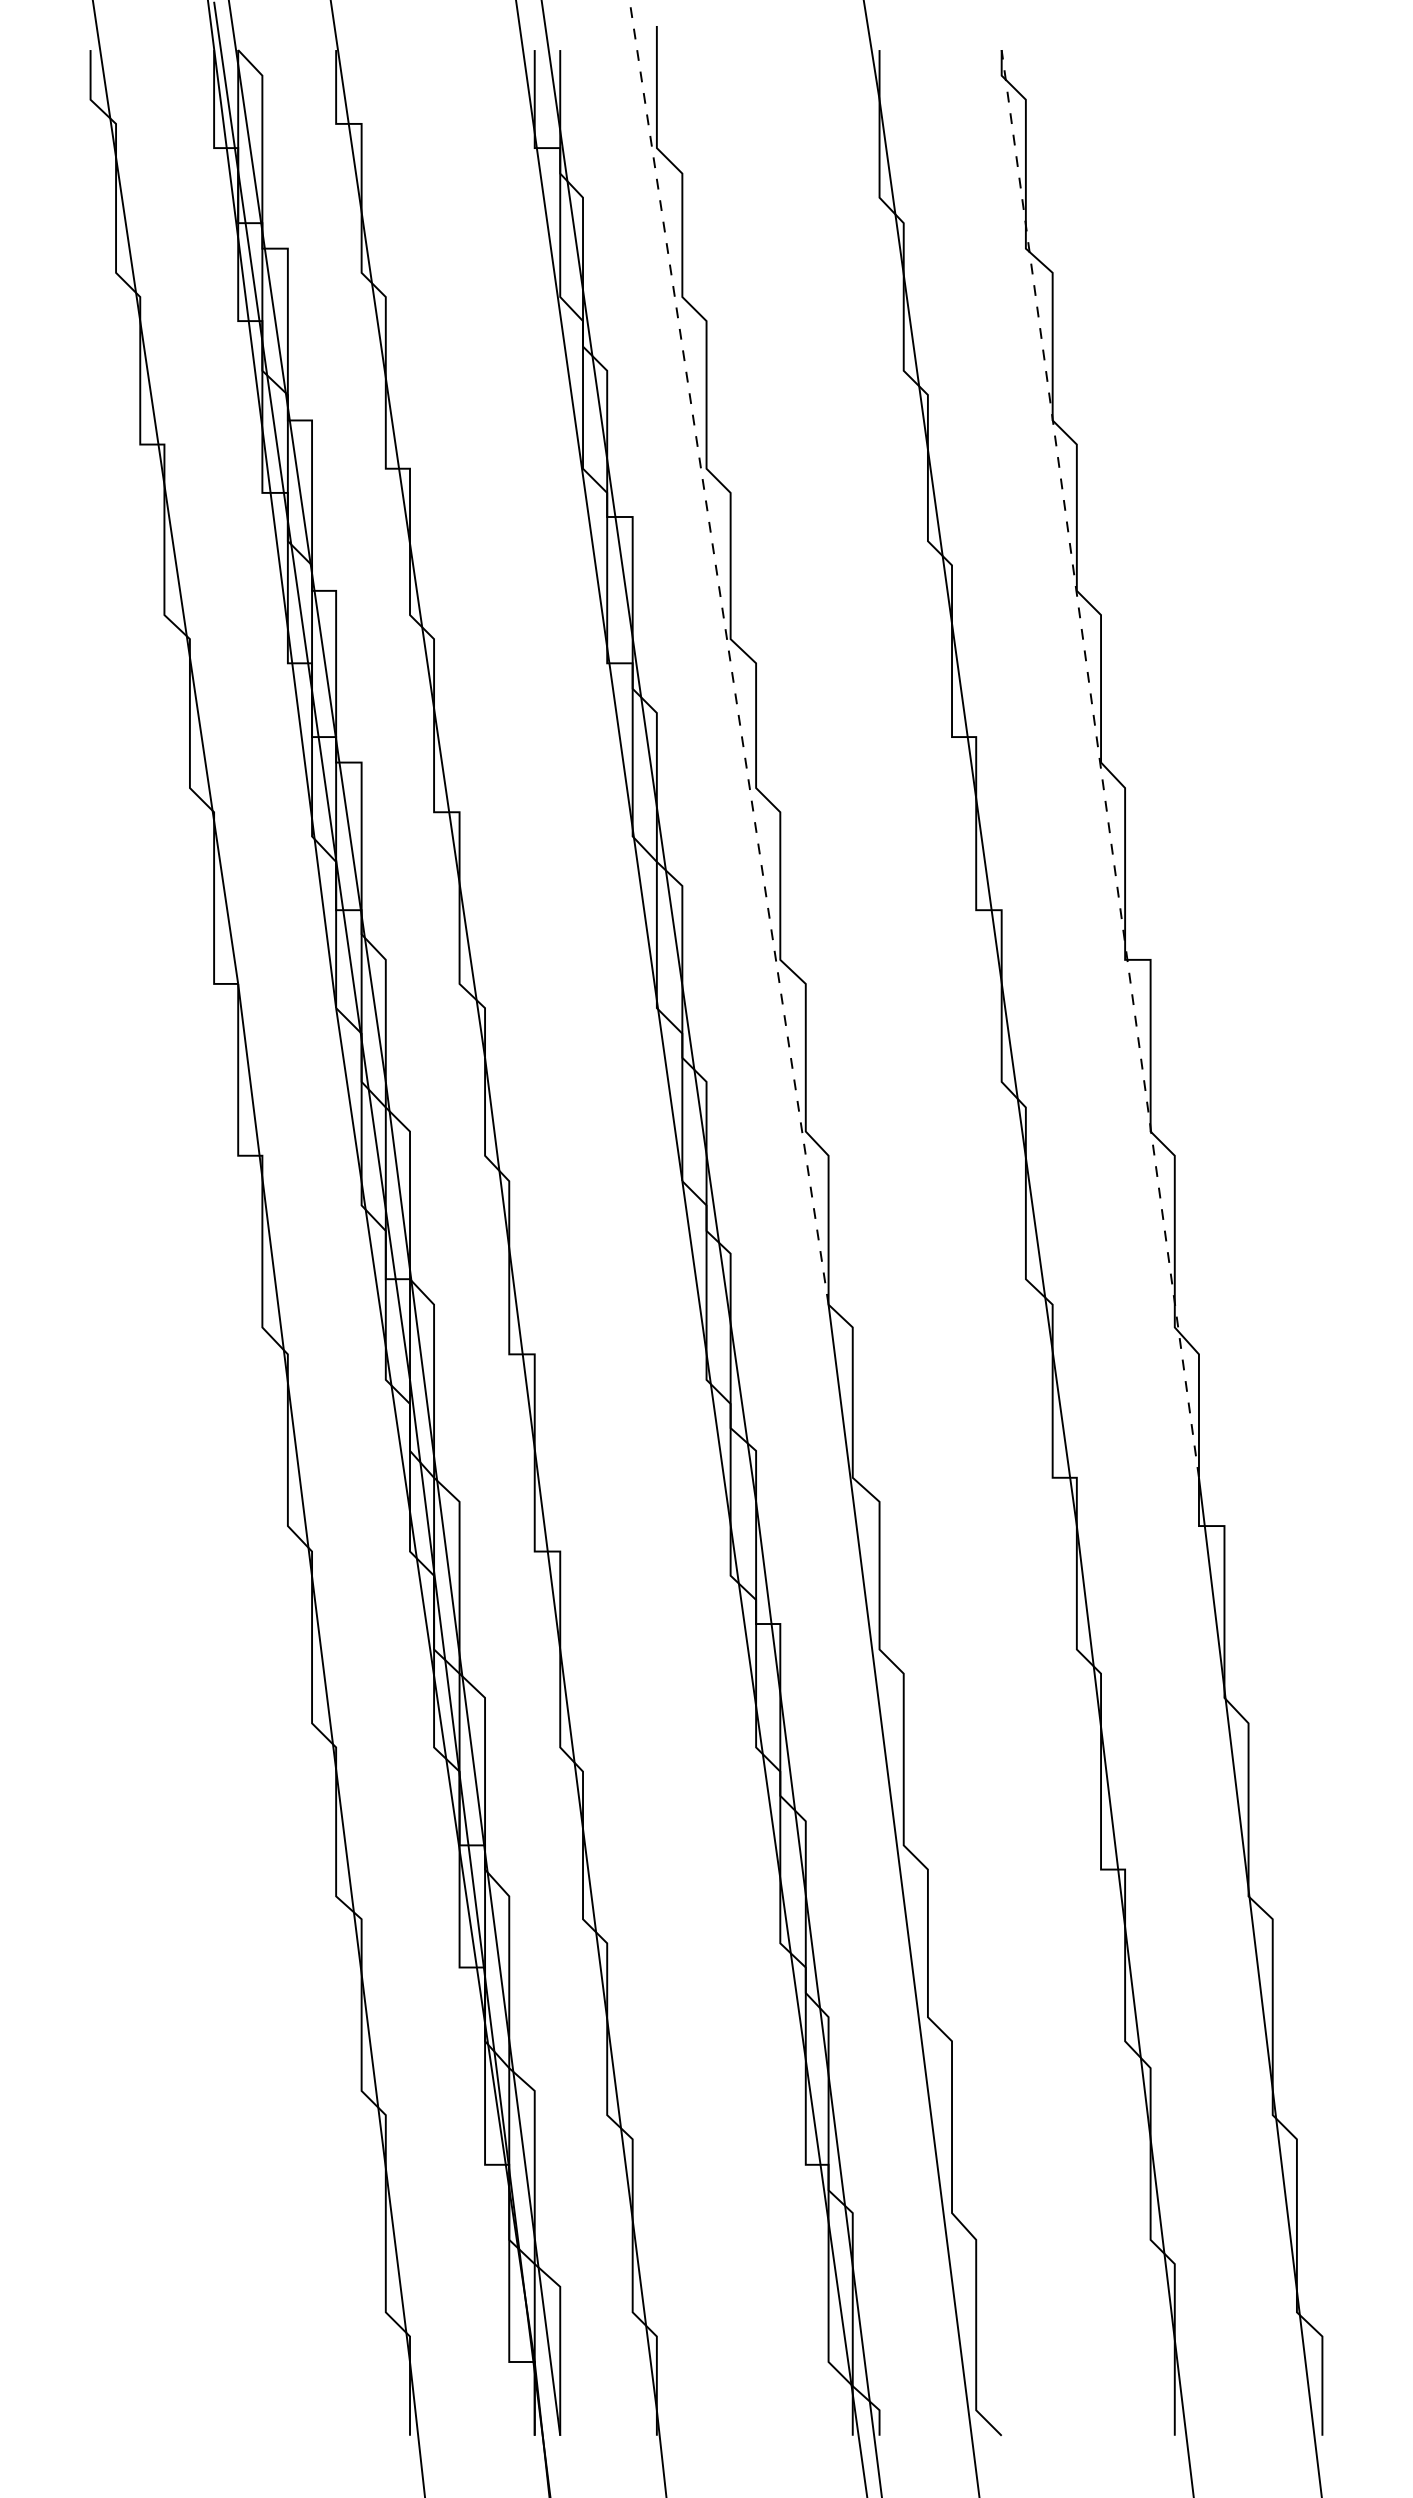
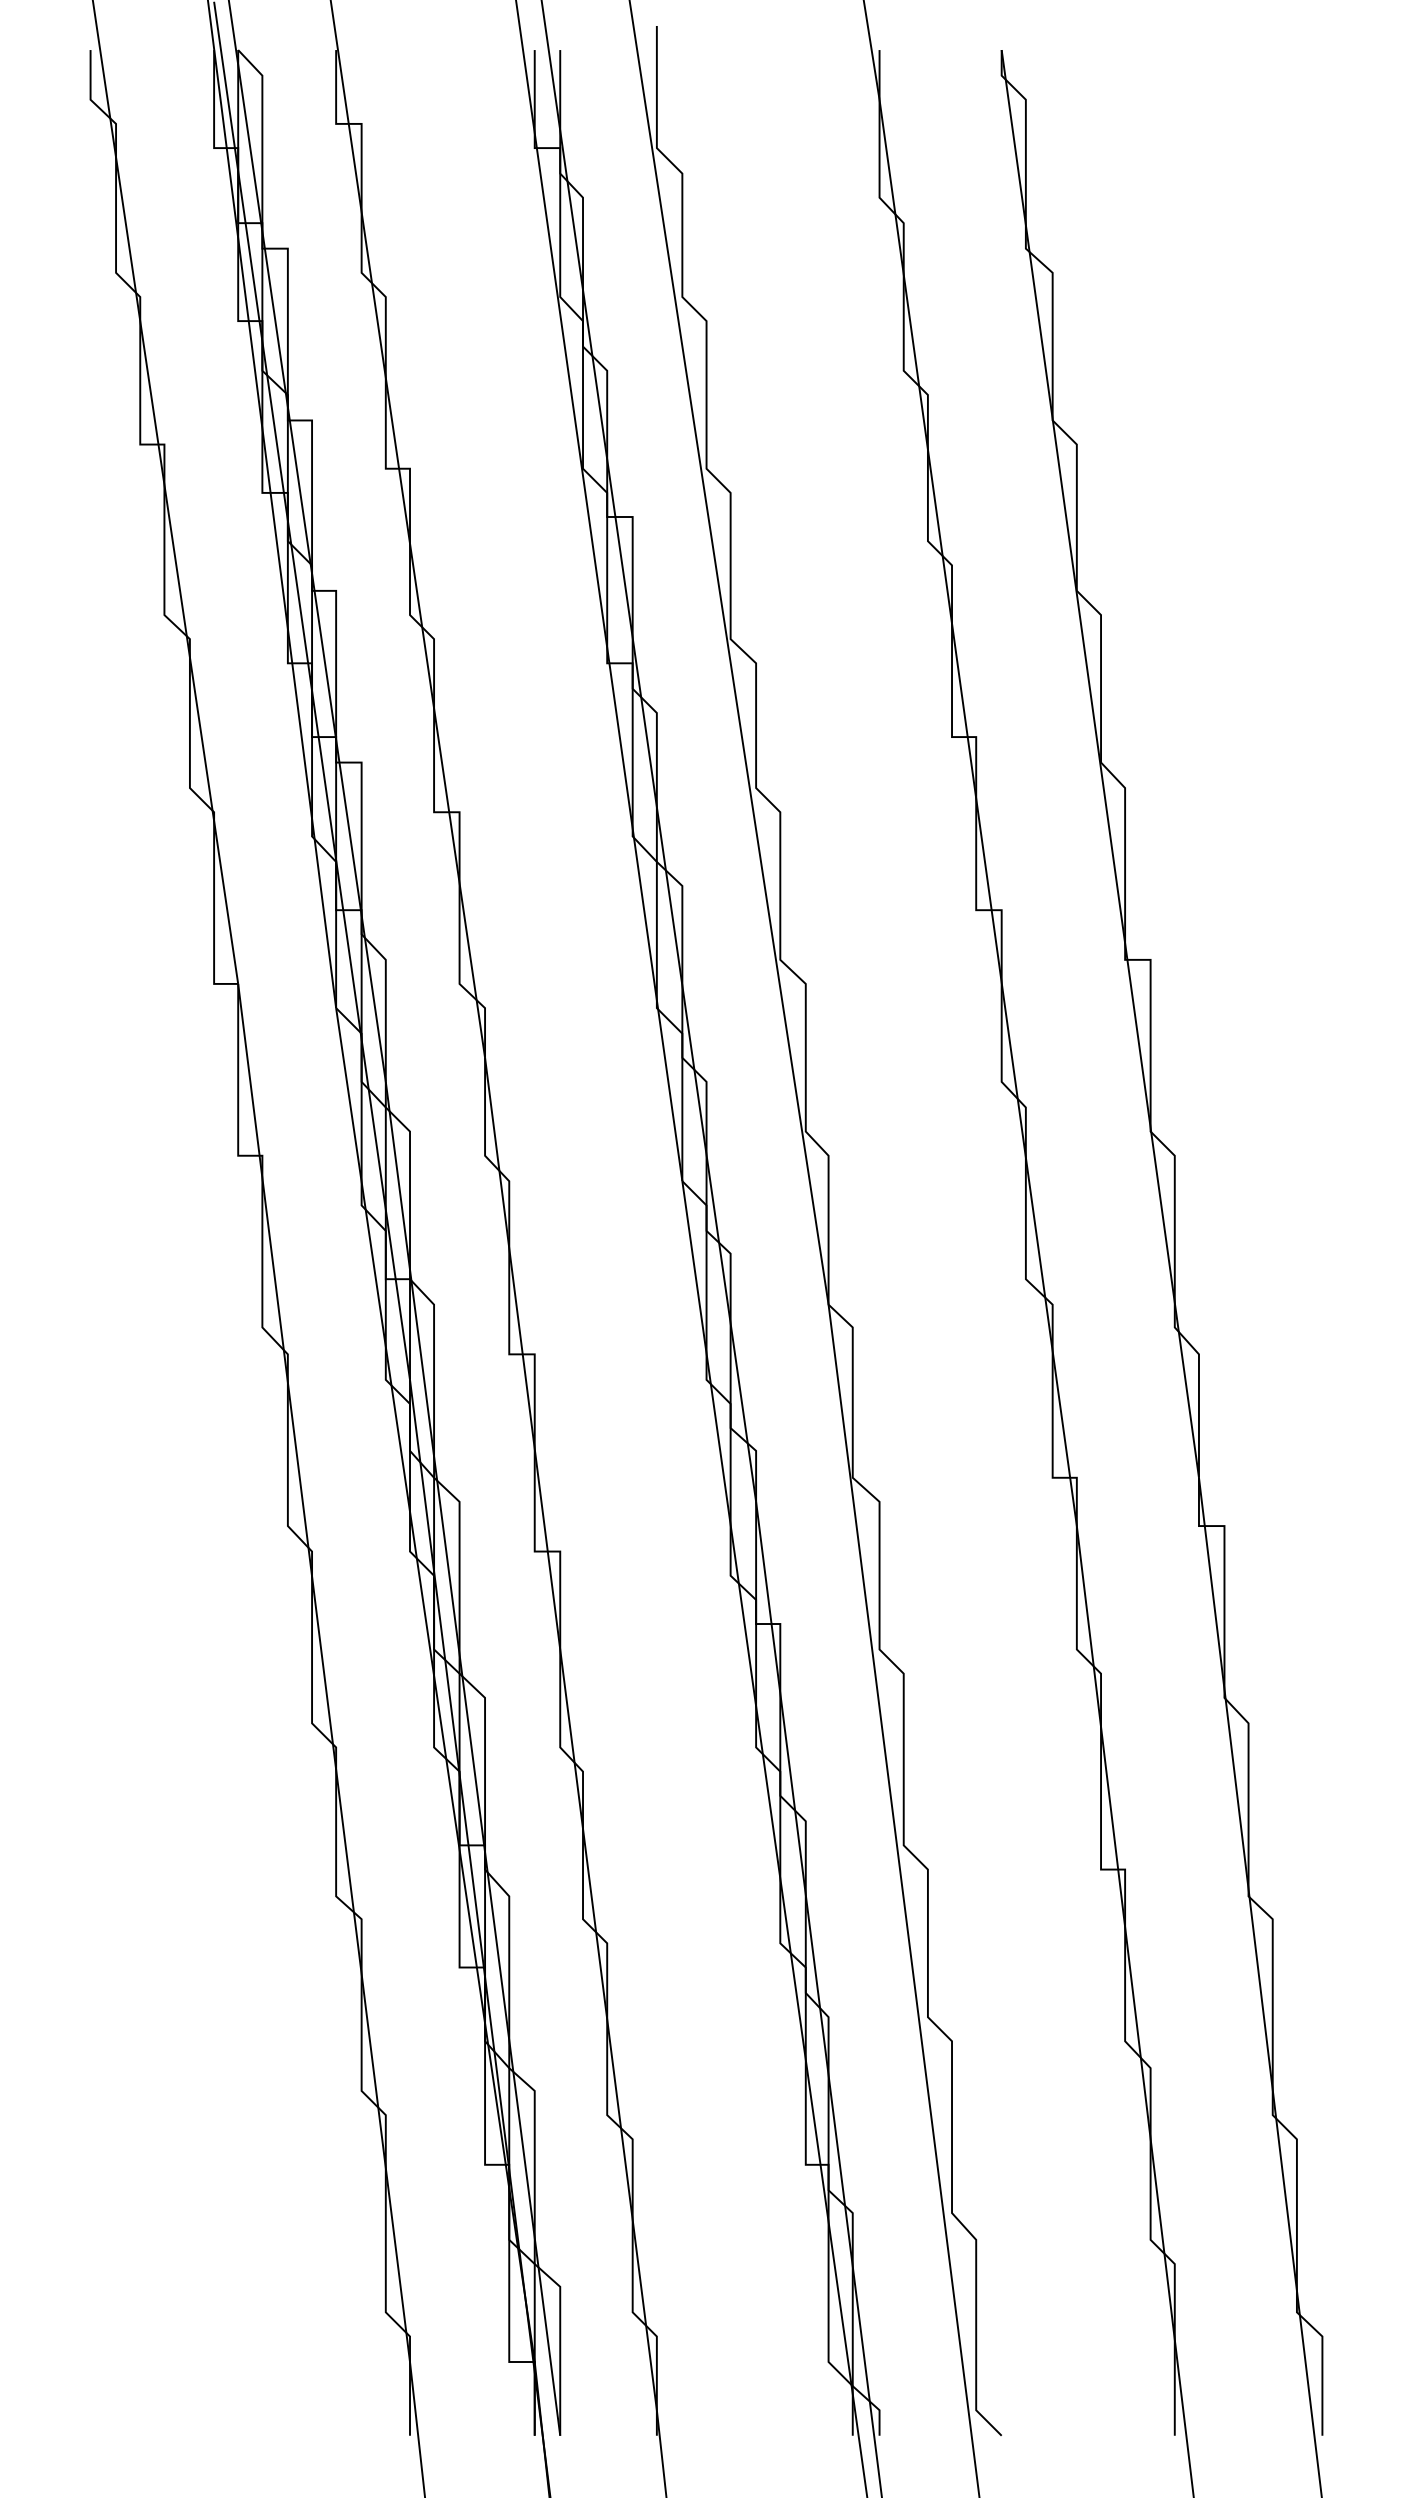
line: dashed -> solid (729, 652)
line: dashed -> solid (1100, 763)
